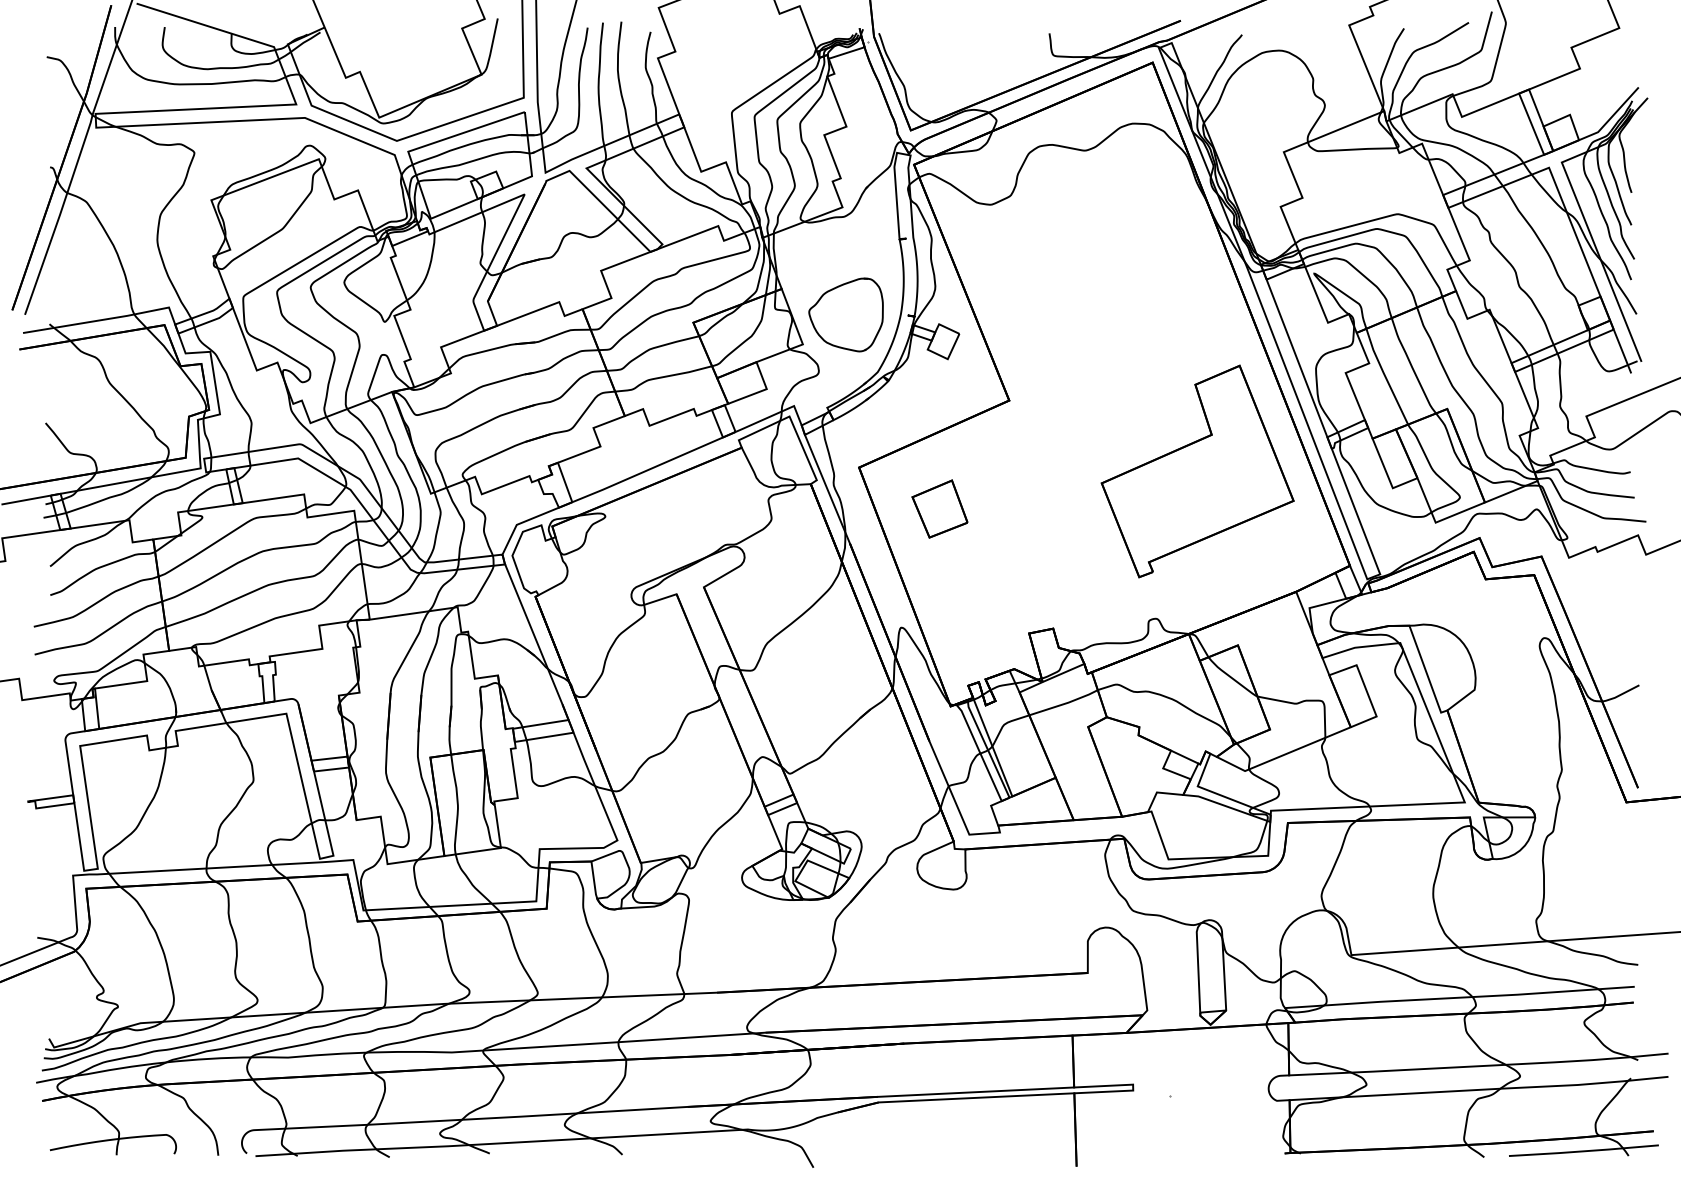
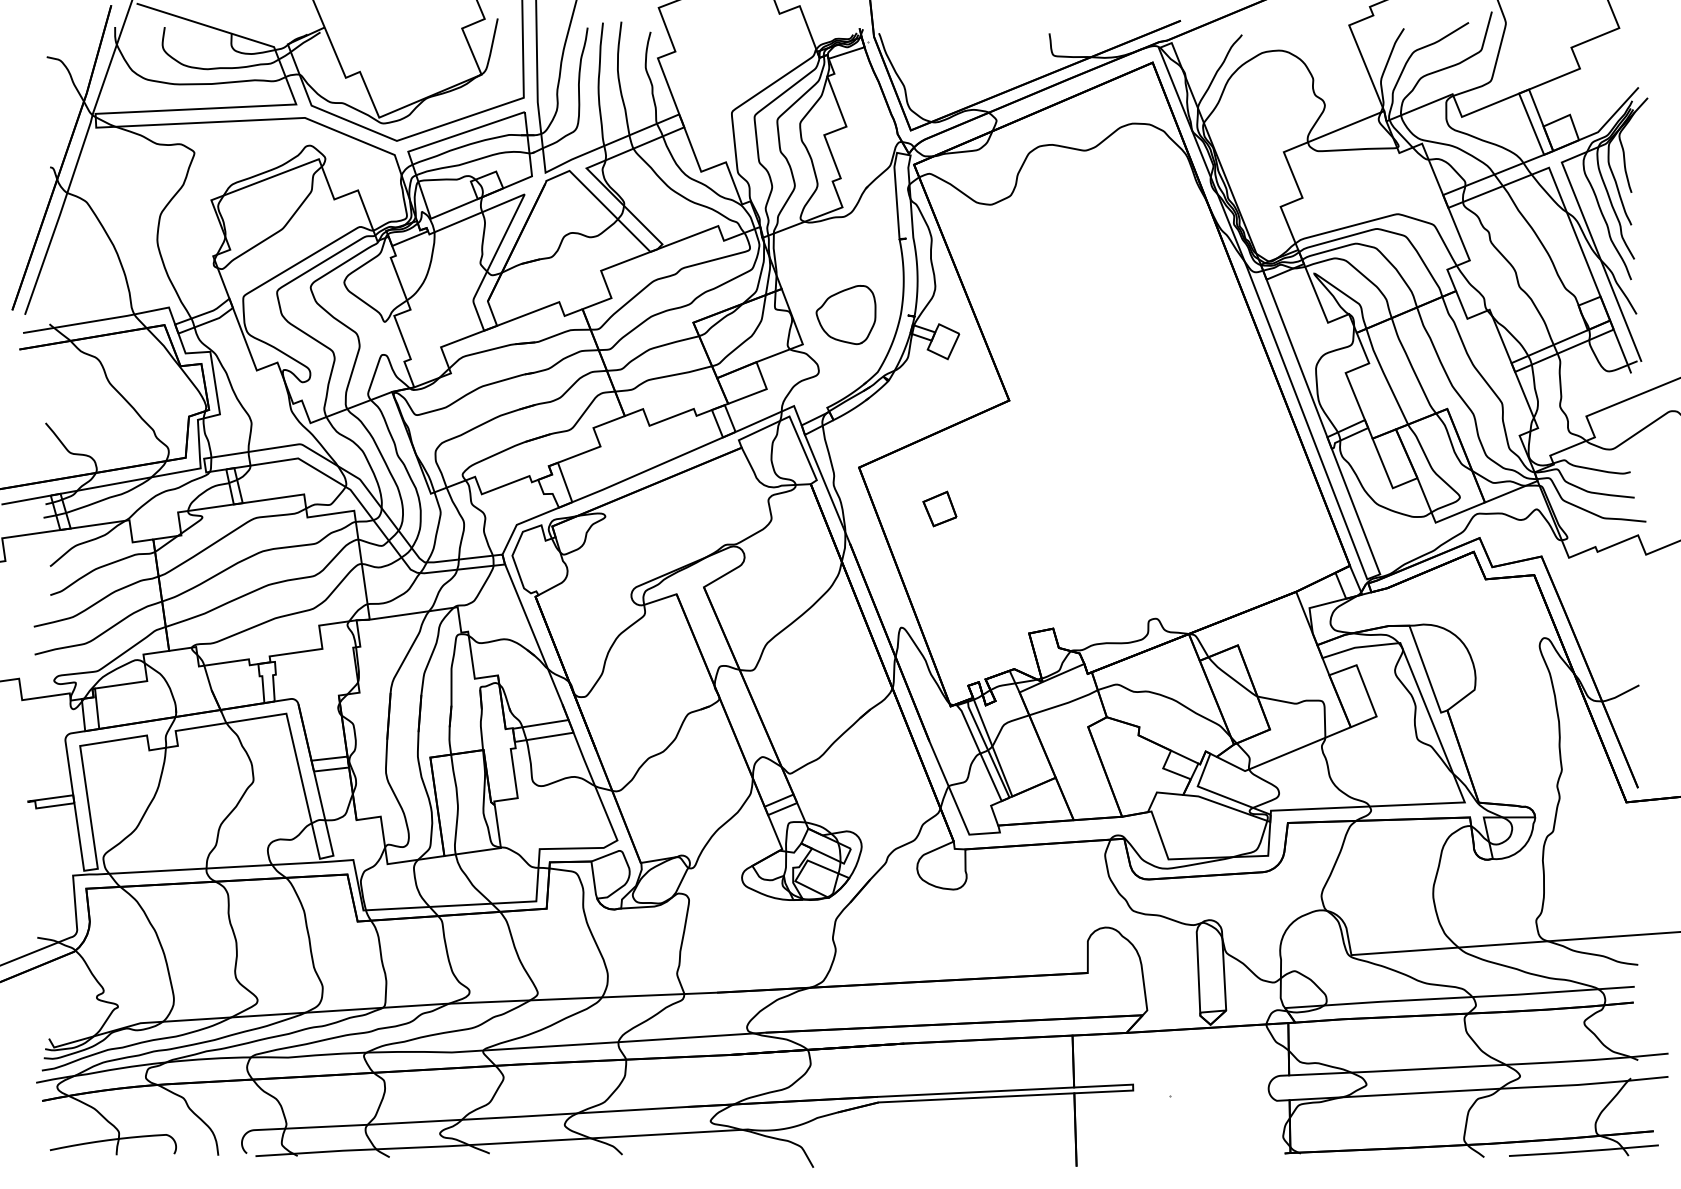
part size: 76x76 px -> 62x61 px (845, 315)
part: present -> none (1197, 471)
part size: 58x60 px -> 36x38 px (939, 508)
